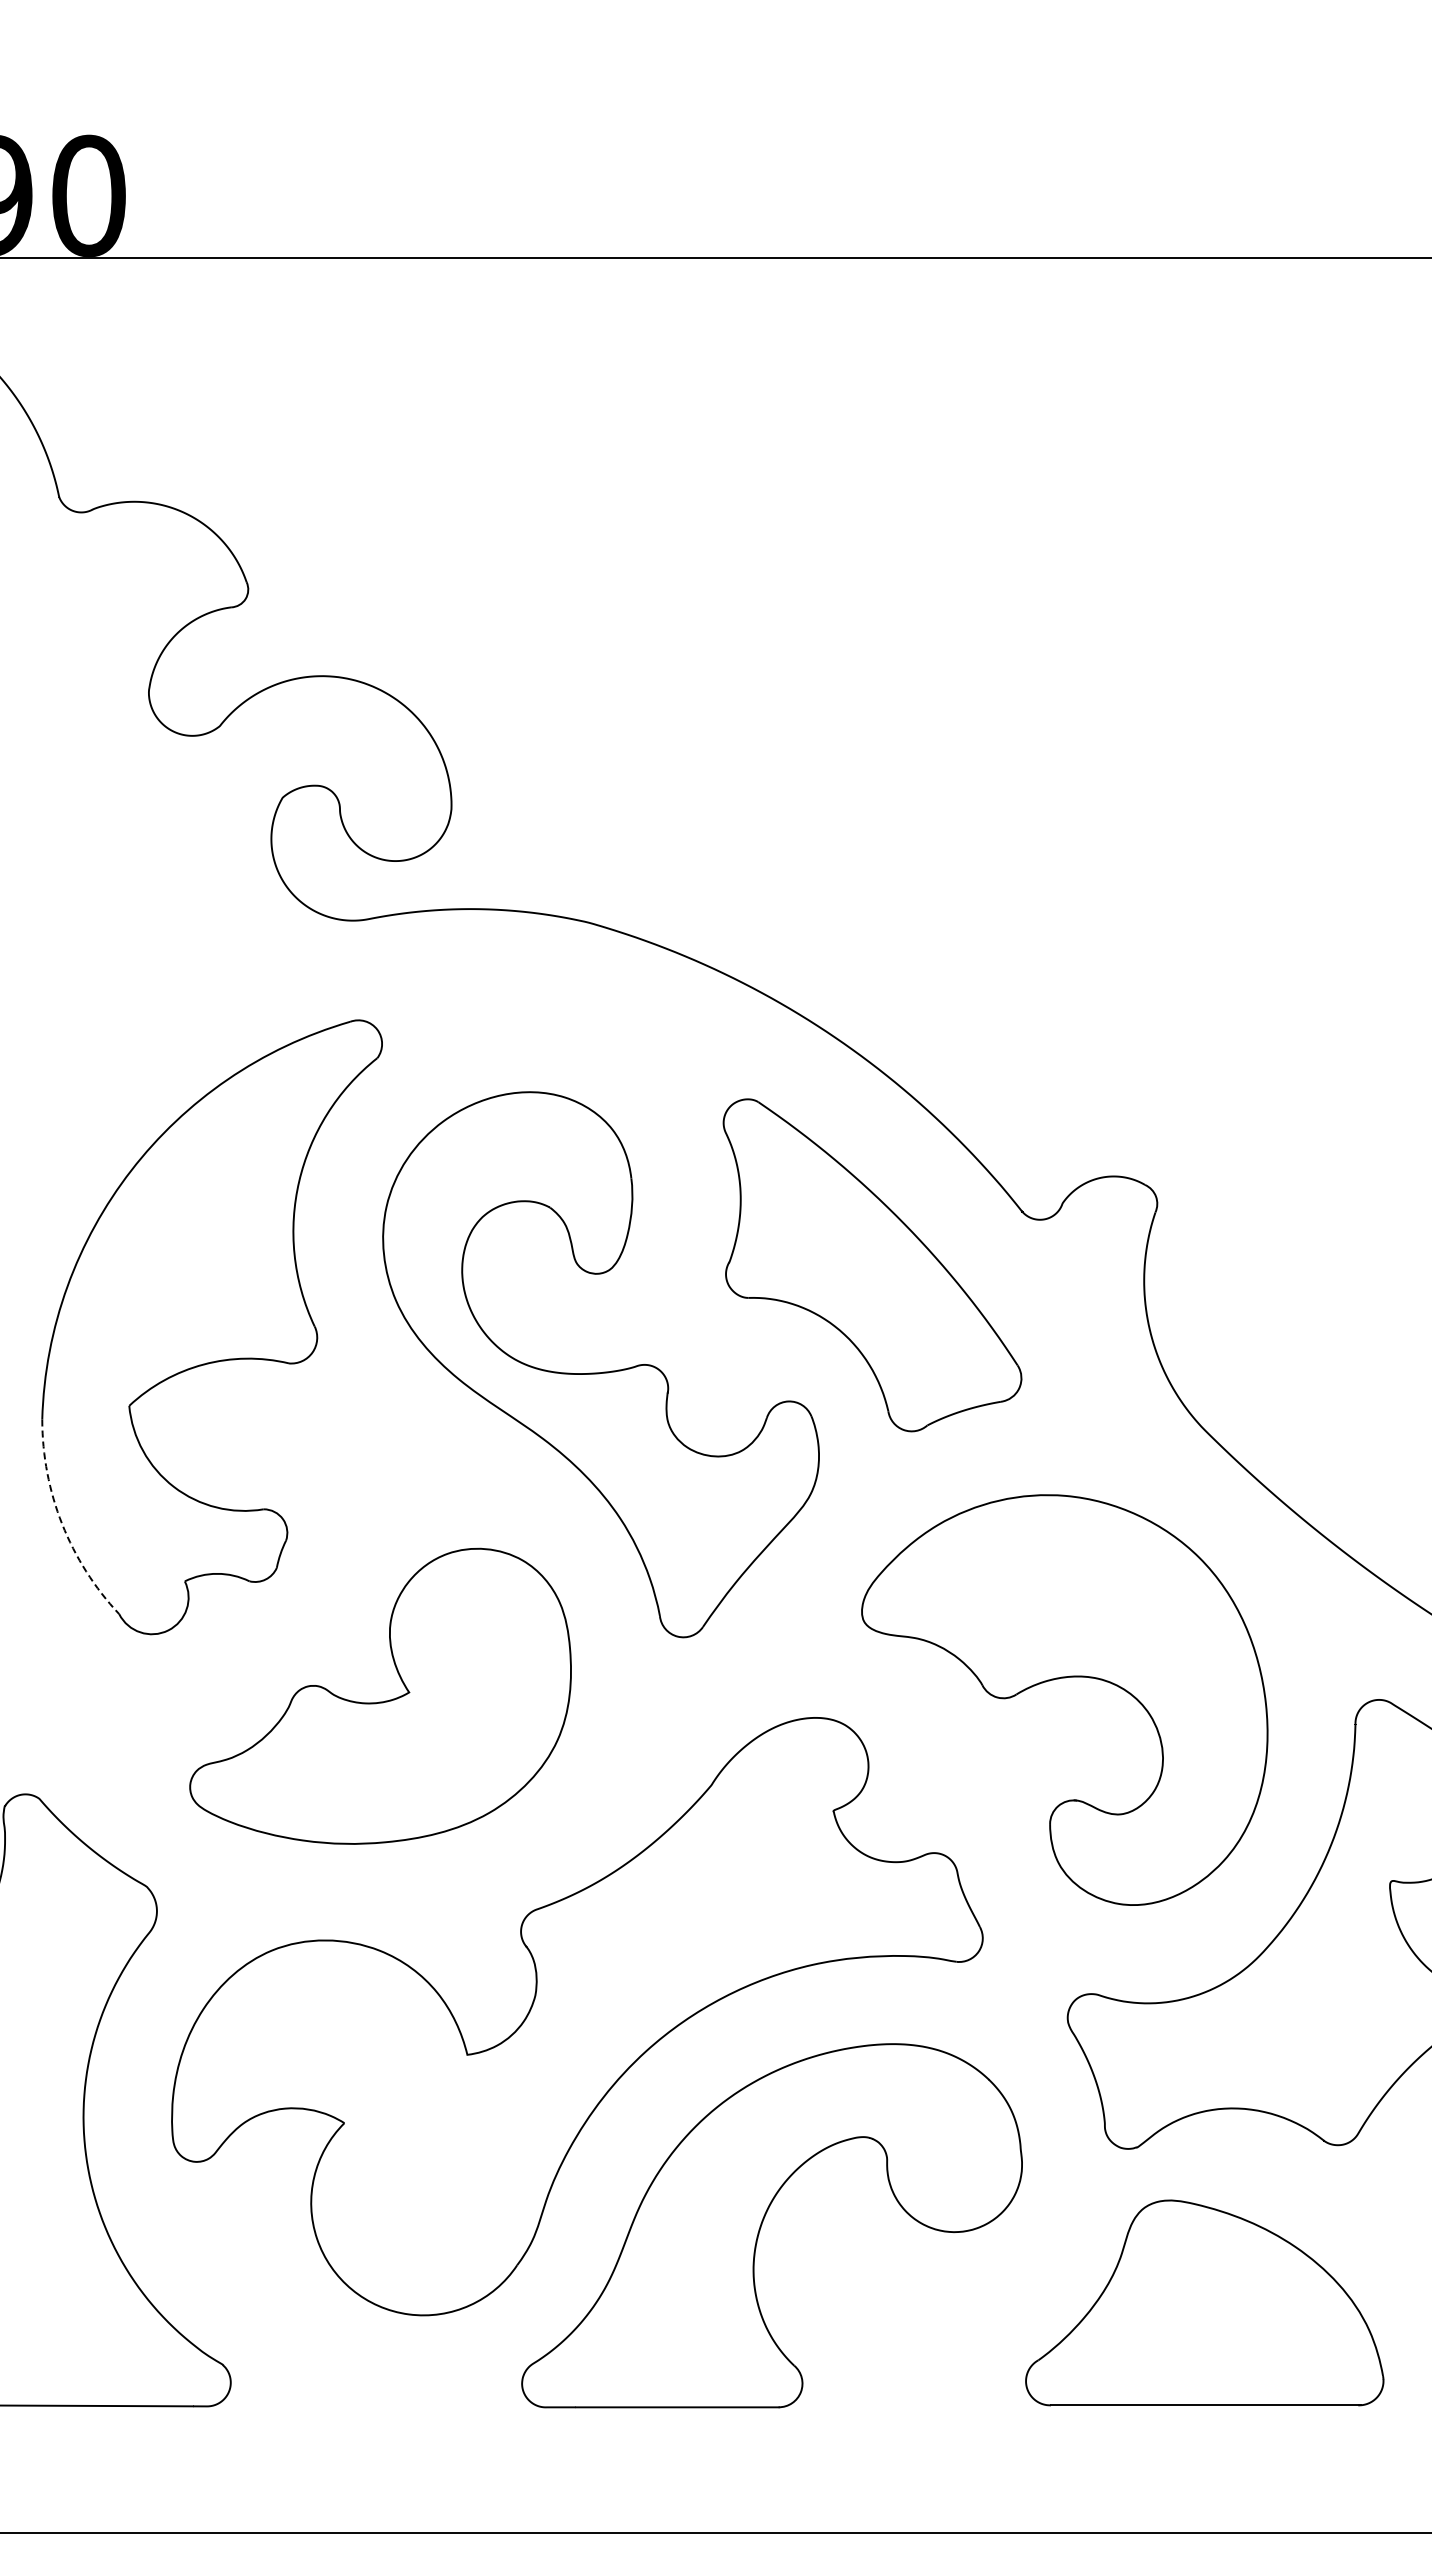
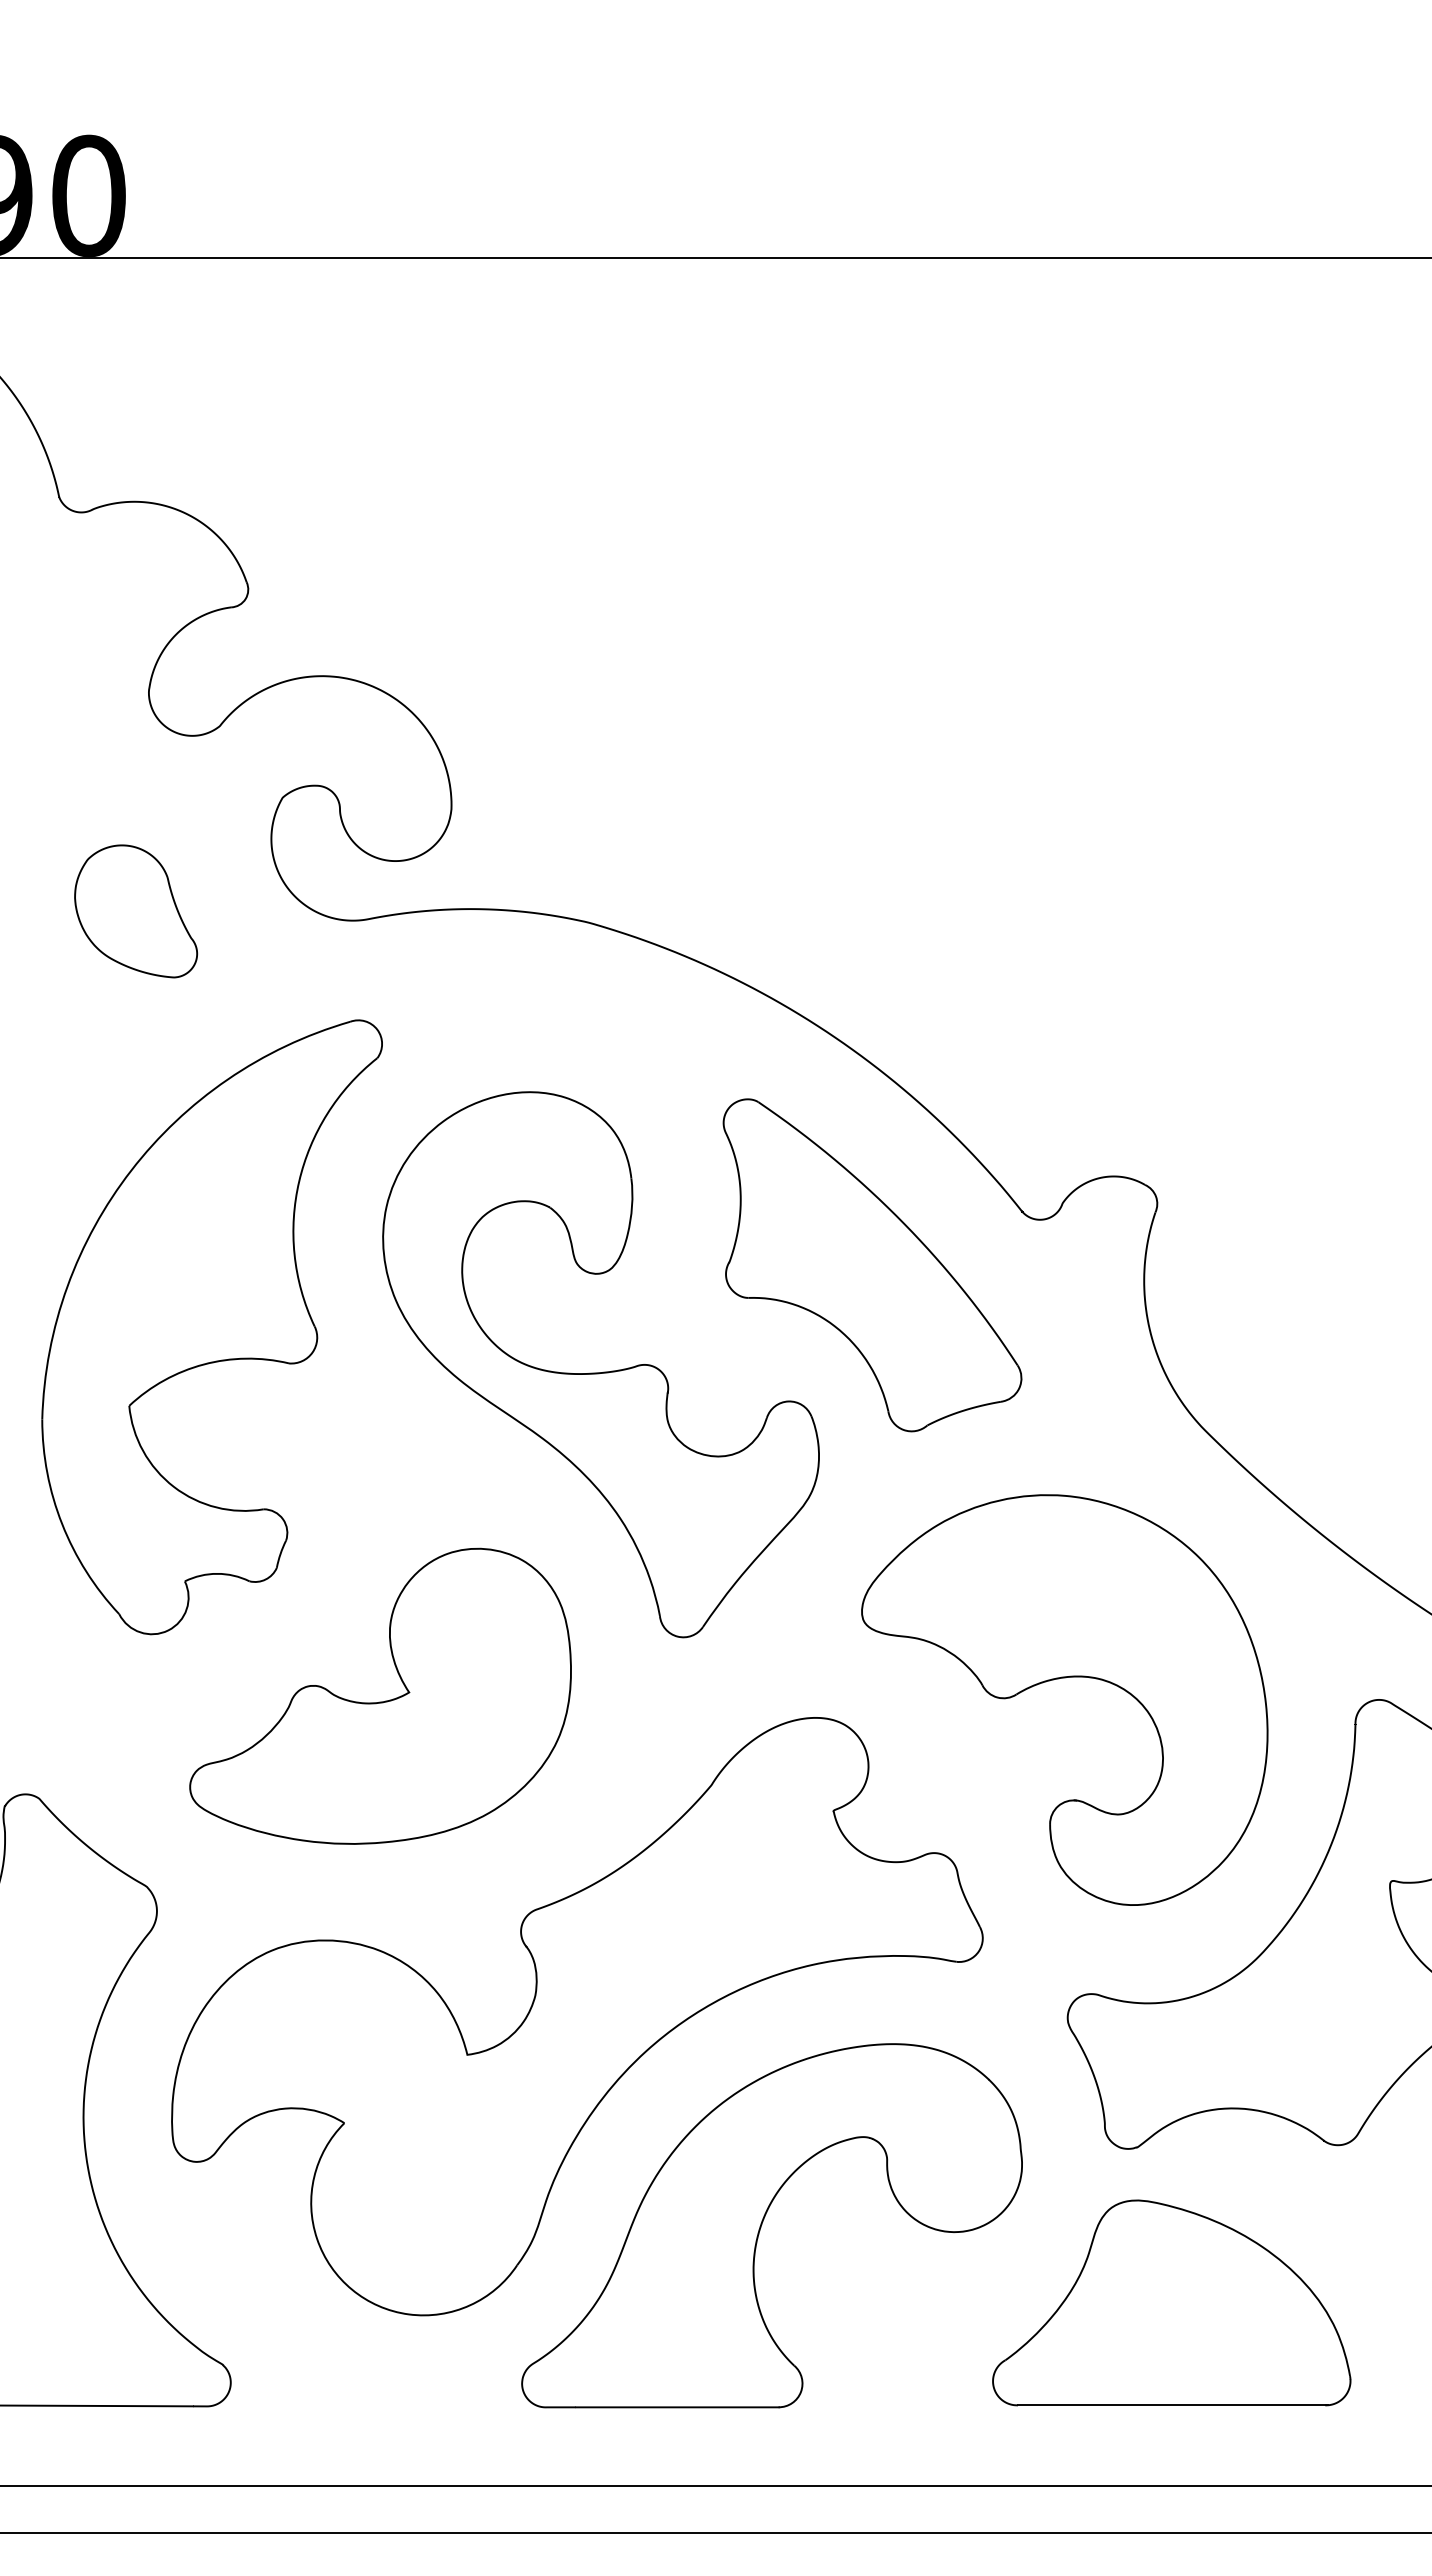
part: none -> present (136, 911)
arc: dashed -> solid (62, 1524)
part position: (1204, 2302) -> (1171, 2302) (1171, 2302)
line: none -> present (715, 2485)
